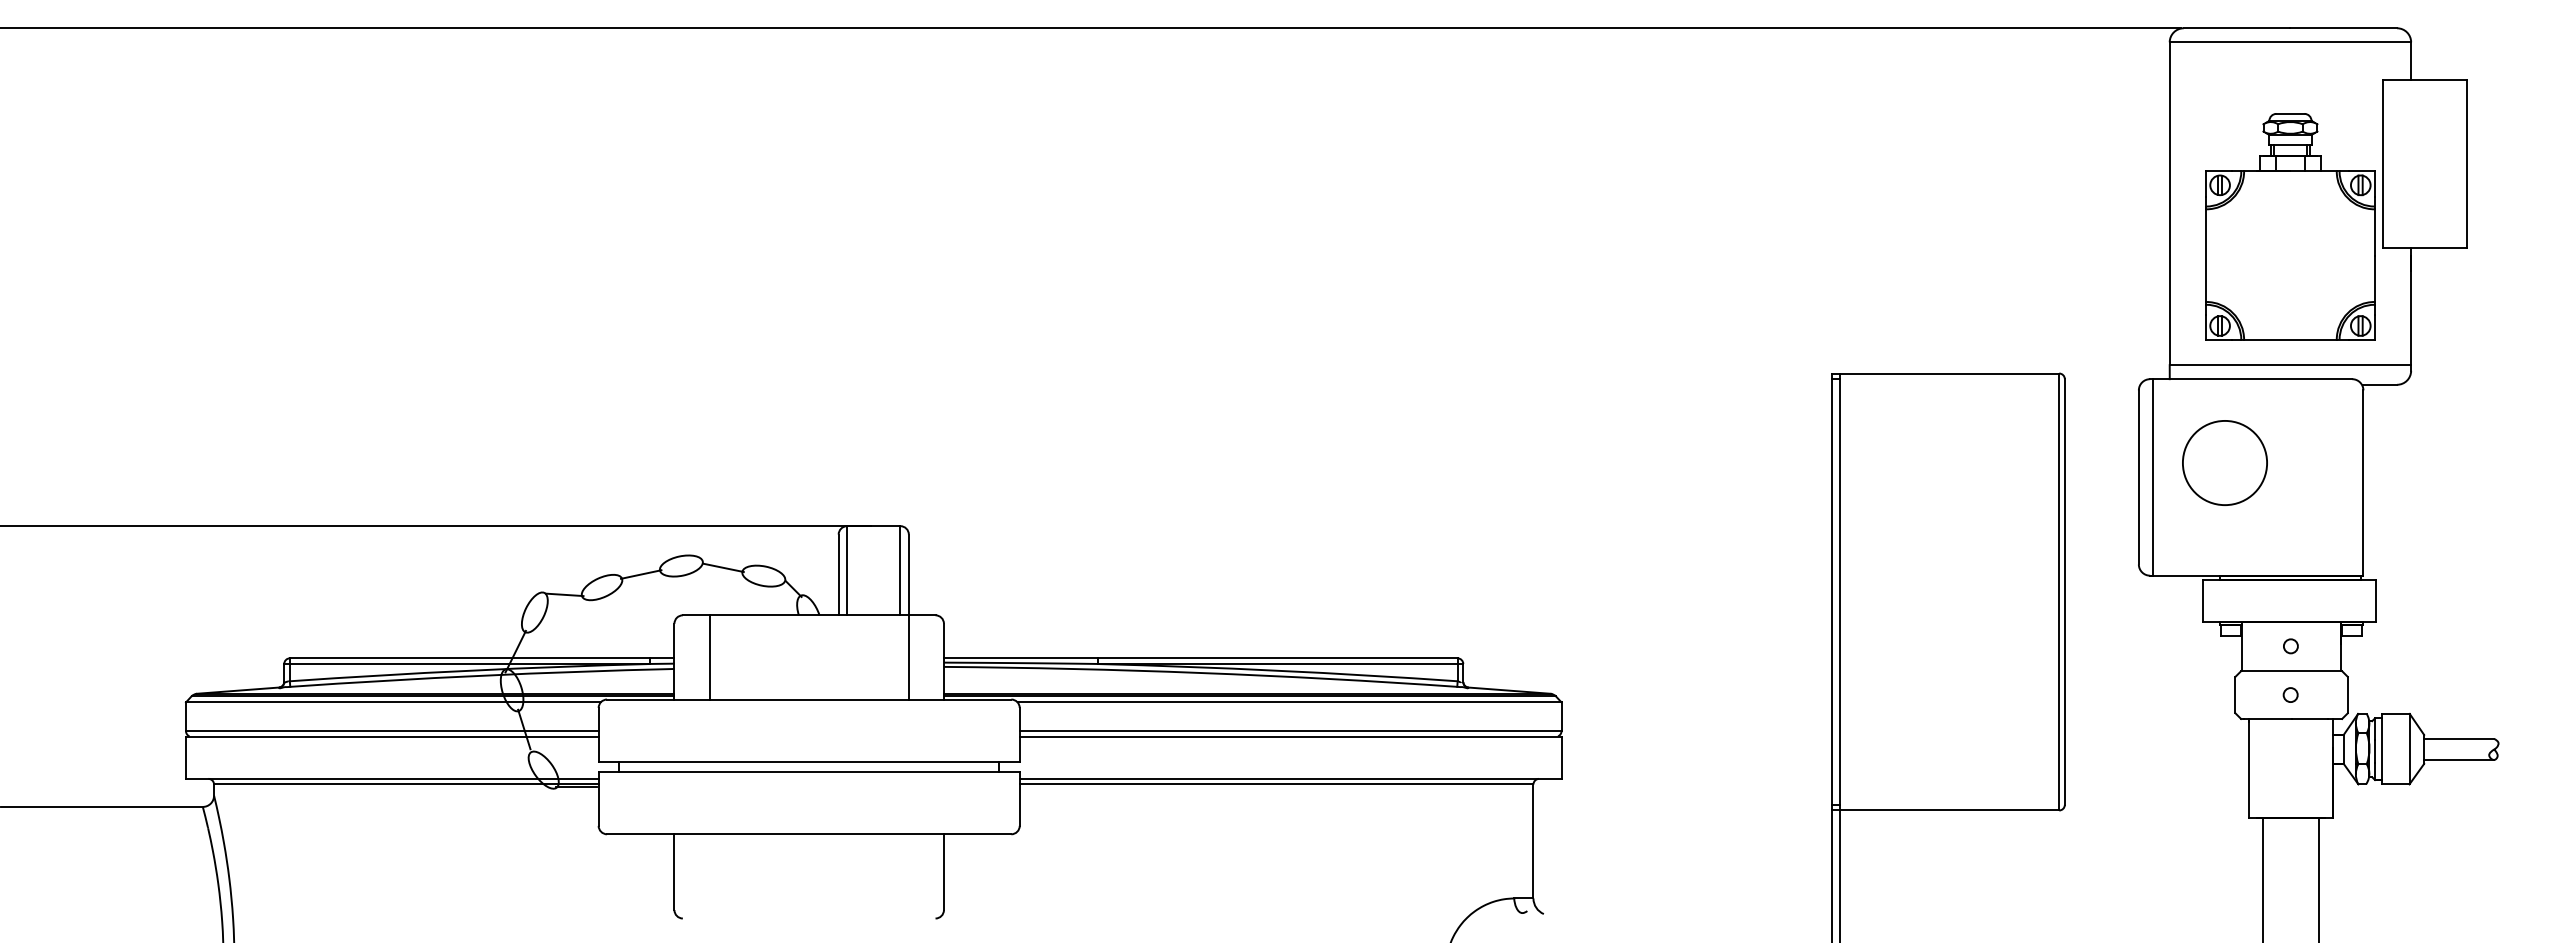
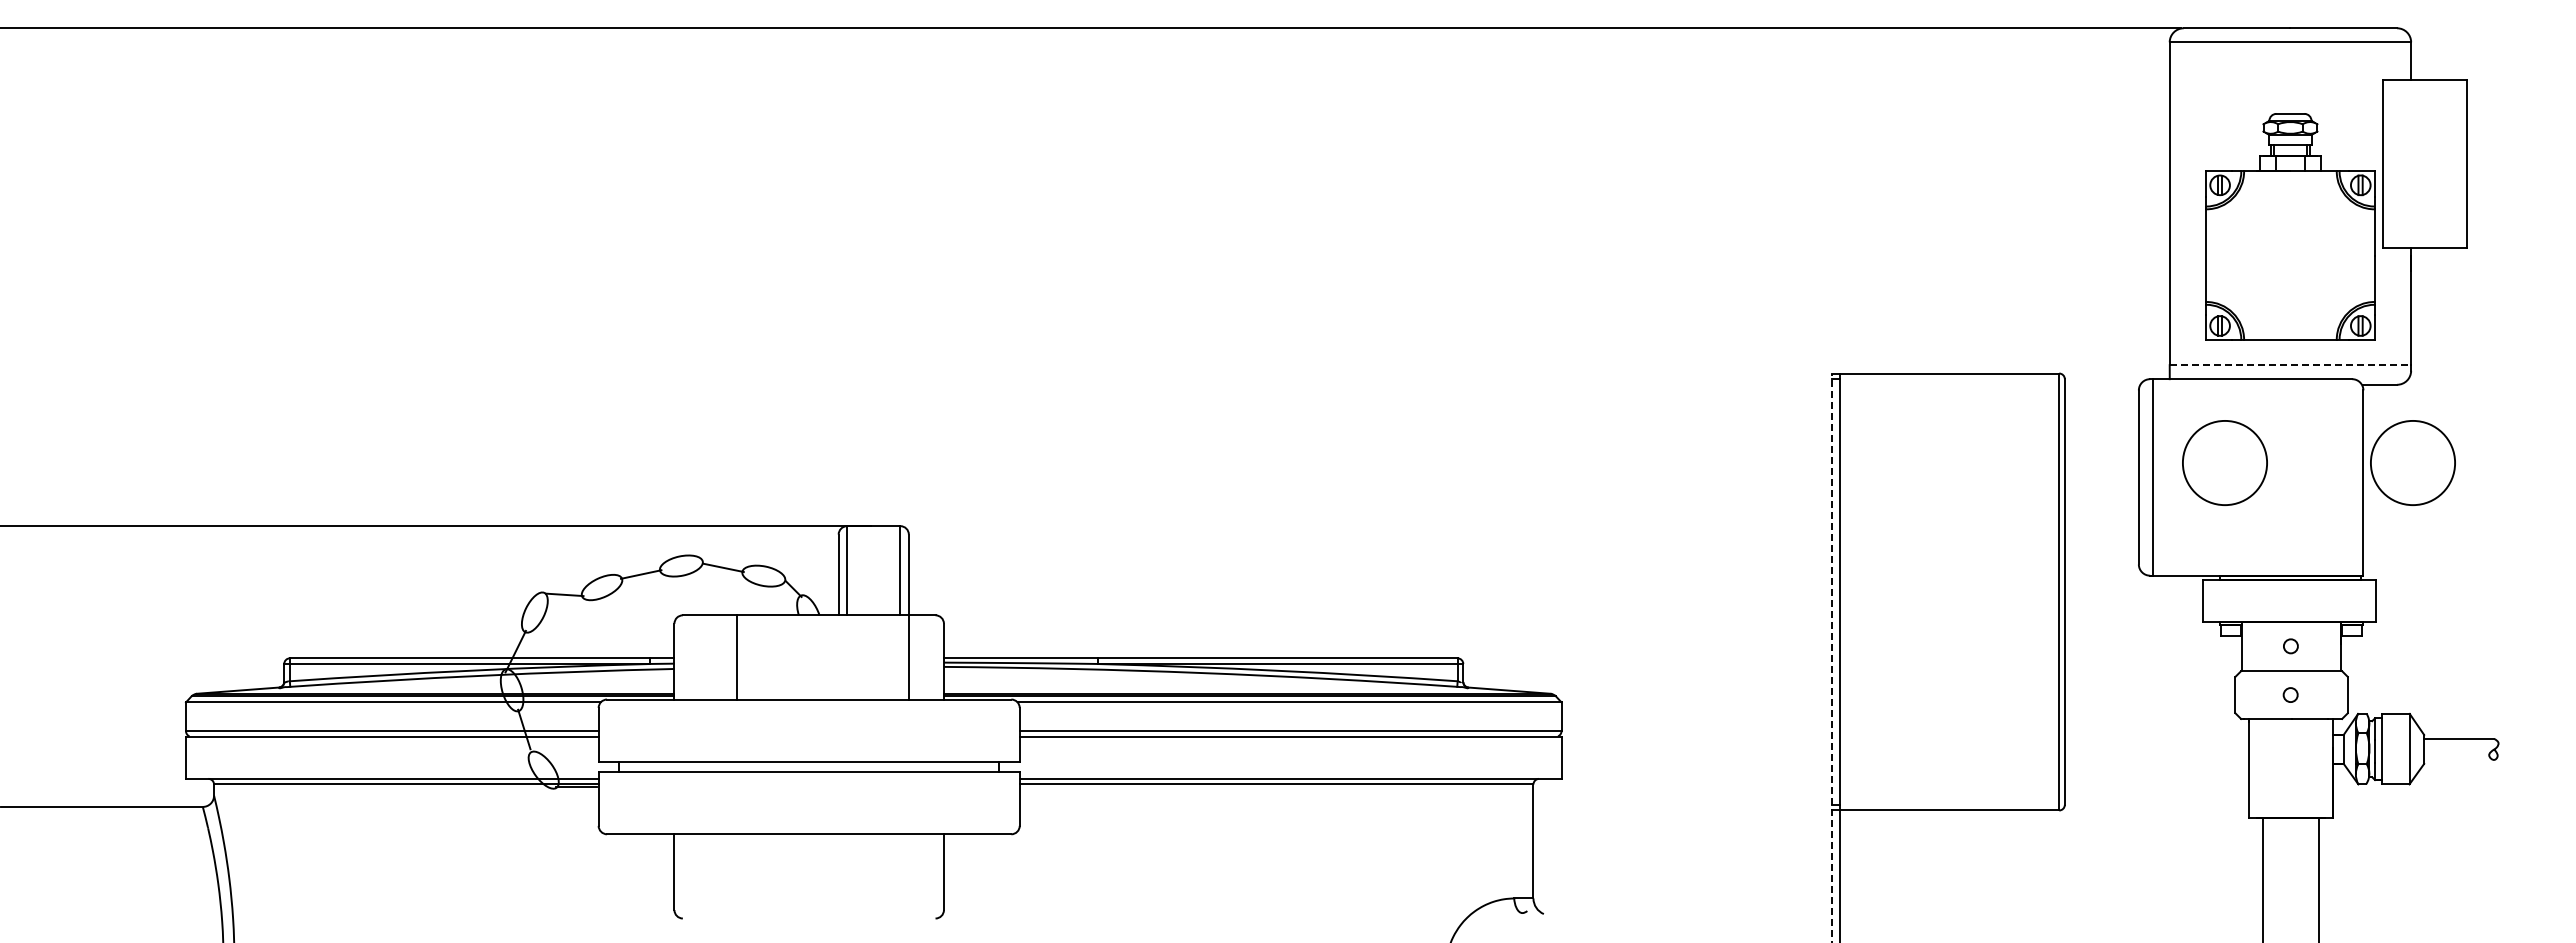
line: solid -> dashed (2290, 365)
circle: none -> present (2412, 462)
line position: (709, 657) -> (736, 657) (736, 657)
line: solid -> dashed (1831, 657)
line: present -> none (2459, 759)
